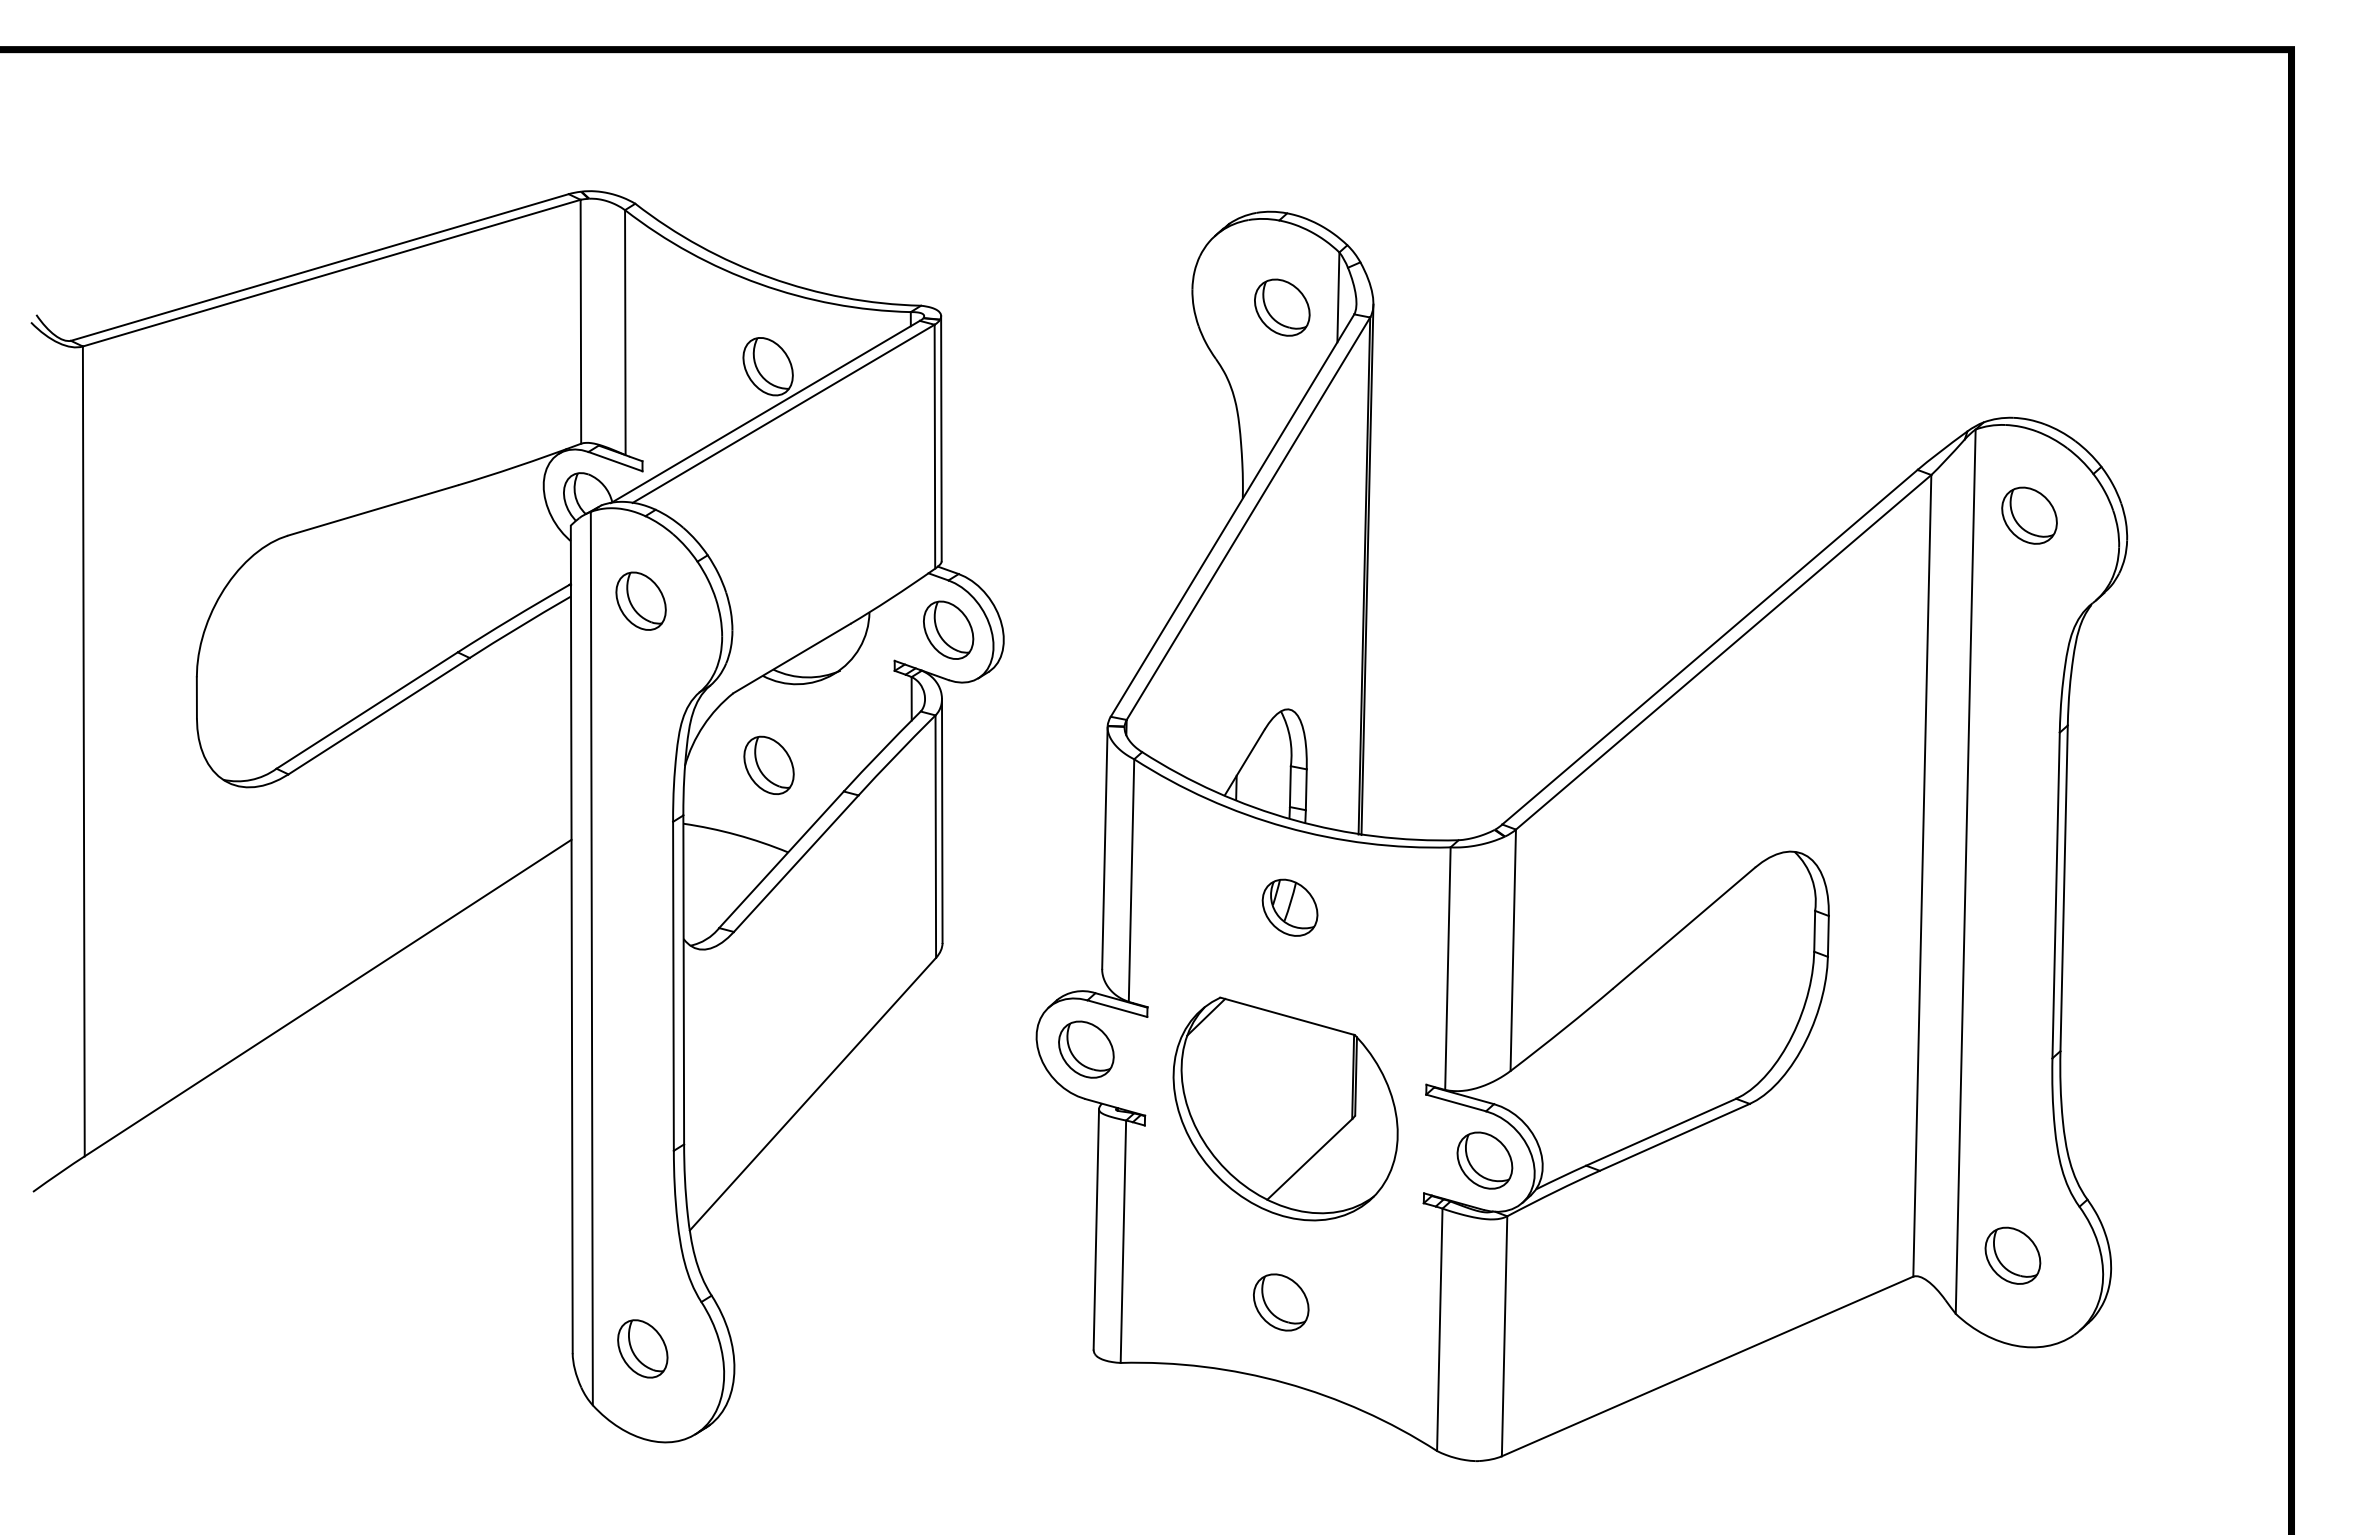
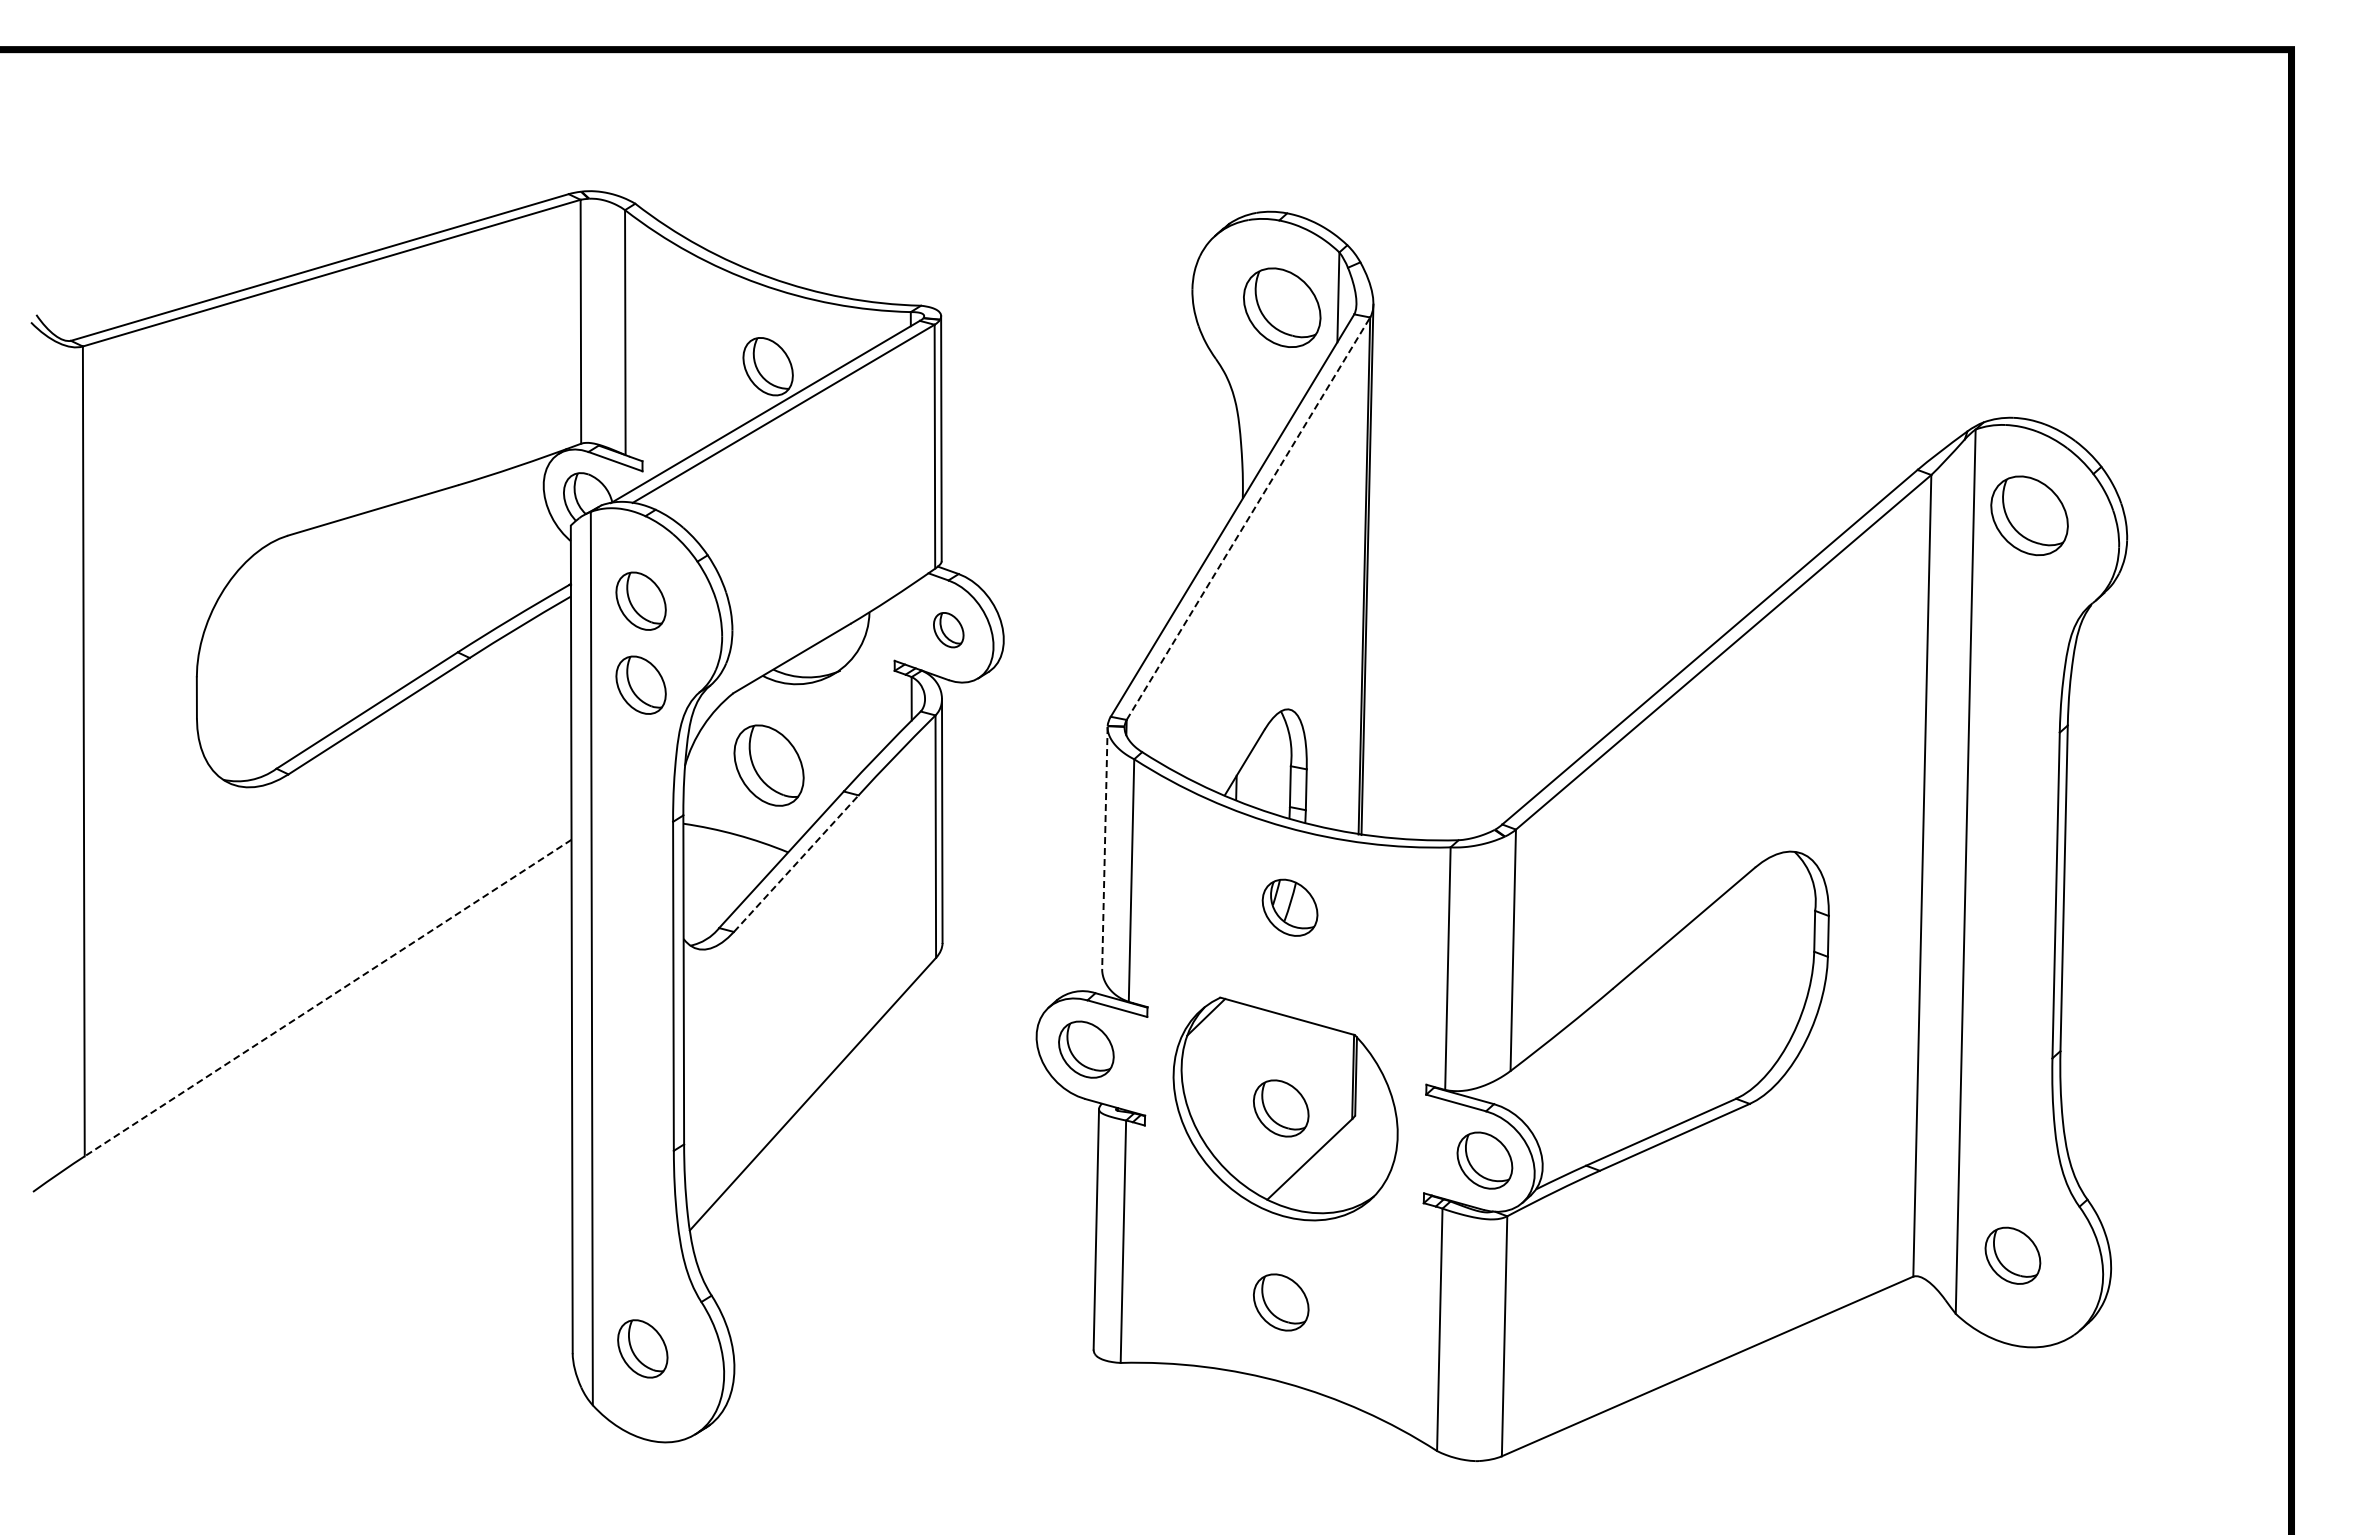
part size: 57x59 px -> 79x81 px (1282, 307)
part size: 57x59 px -> 79x82 px (2029, 515)
line: solid -> dashed (1248, 518)
part size: 52x60 px -> 32x37 px (948, 630)
part: none -> present (640, 684)
part size: 52x60 px -> 72x83 px (768, 765)
line: solid -> dashed (1104, 847)
line: solid -> dashed (796, 863)
line: solid -> dashed (327, 998)
part: none -> present (1281, 1108)
